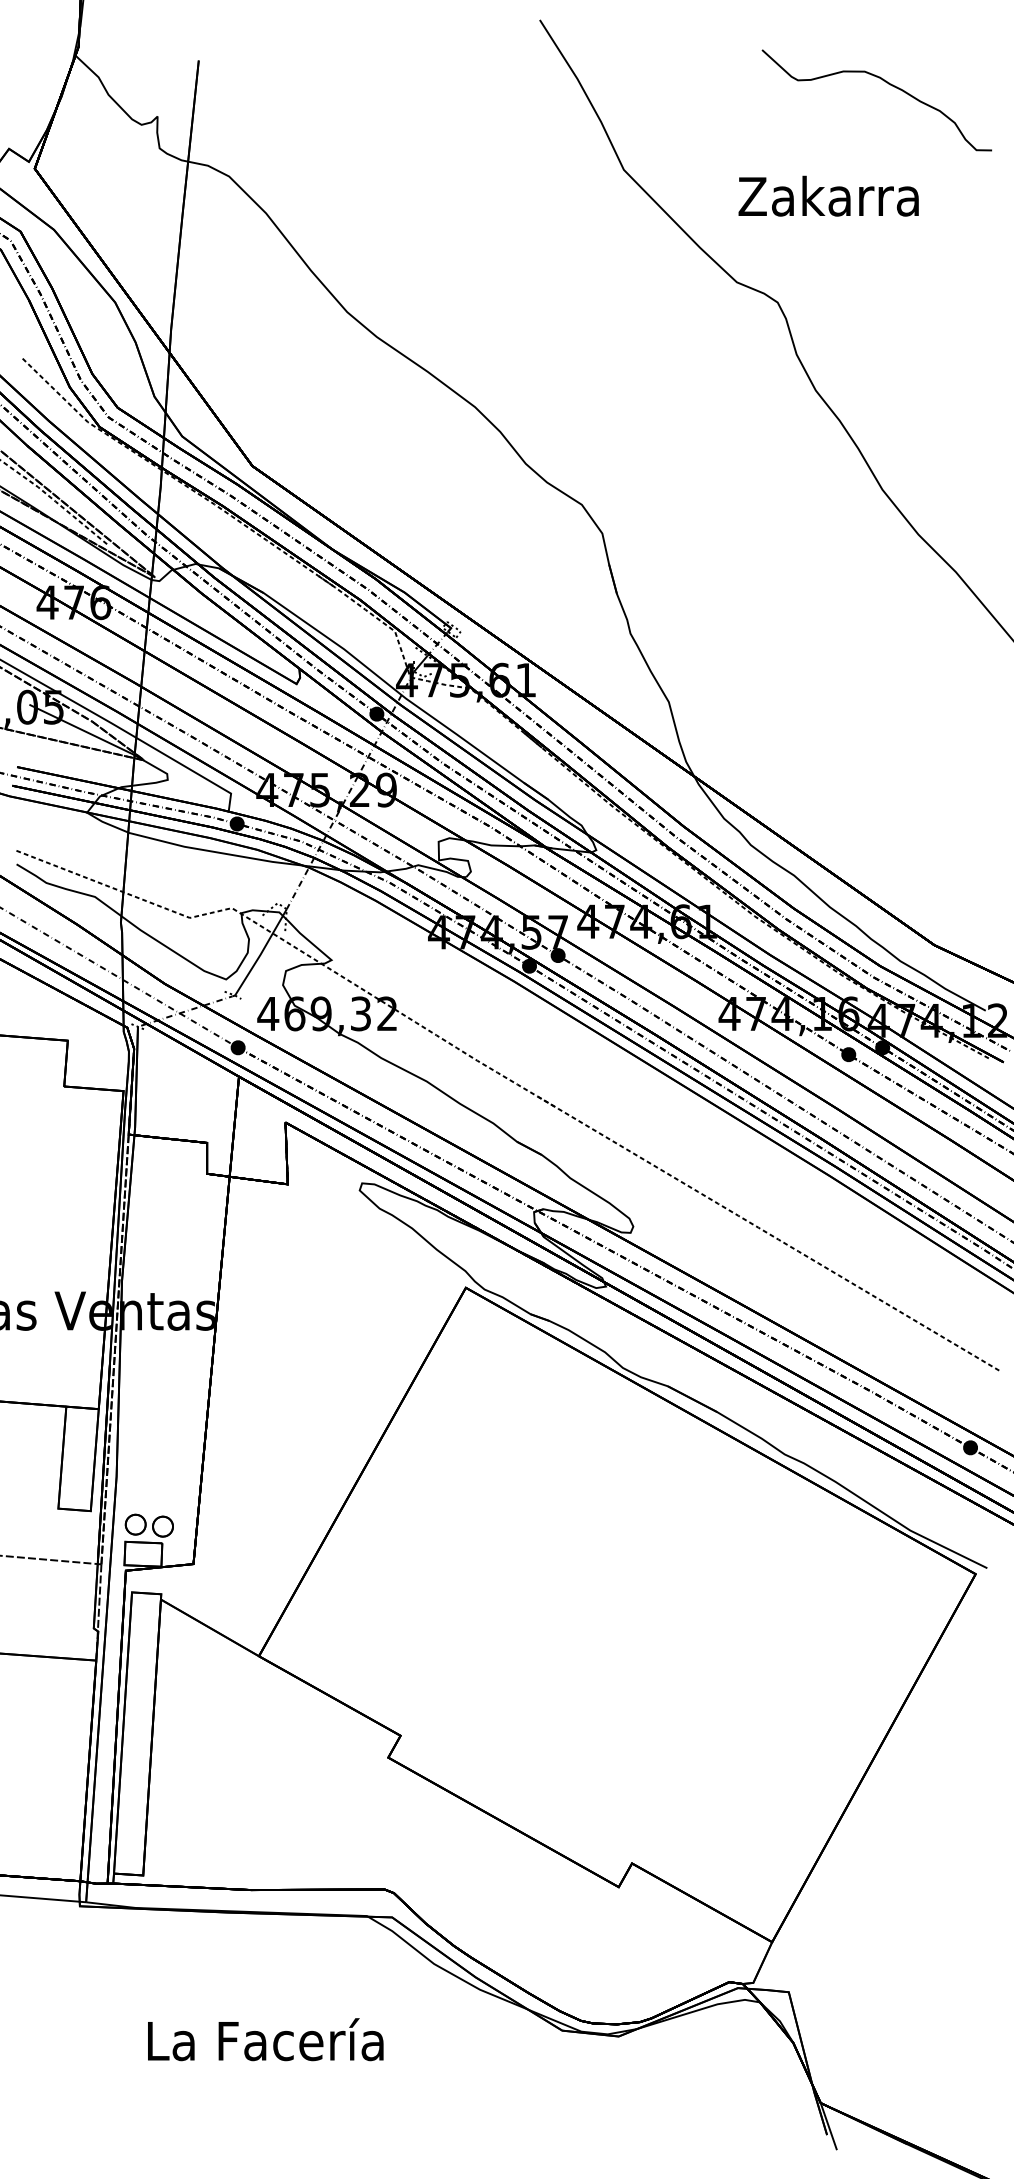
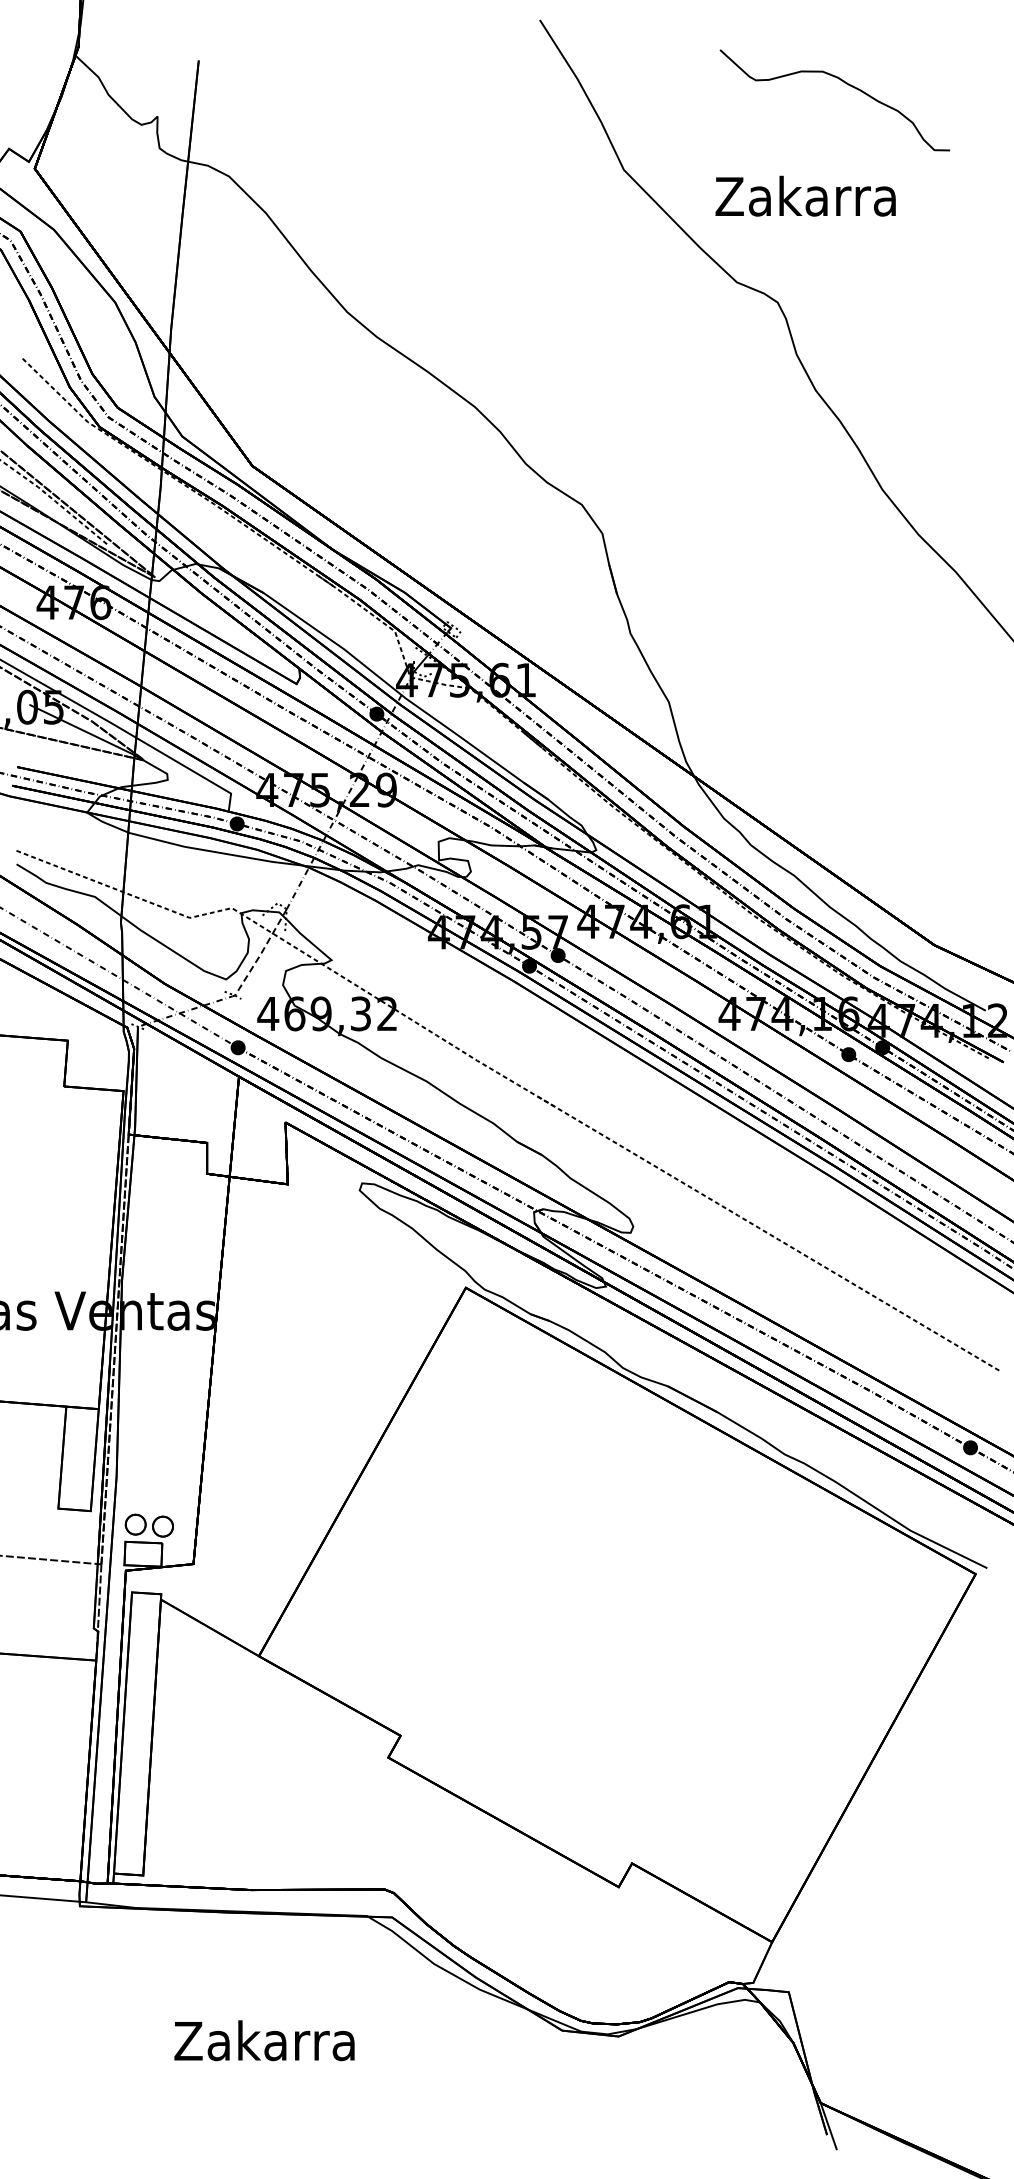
curve position: (888, 84) -> (846, 84) (846, 84)
text position: (828, 195) -> (805, 195) (805, 195)
line: solid -> dashed (261, 953)
text: La Facería -> Zakarra (265, 2039)
